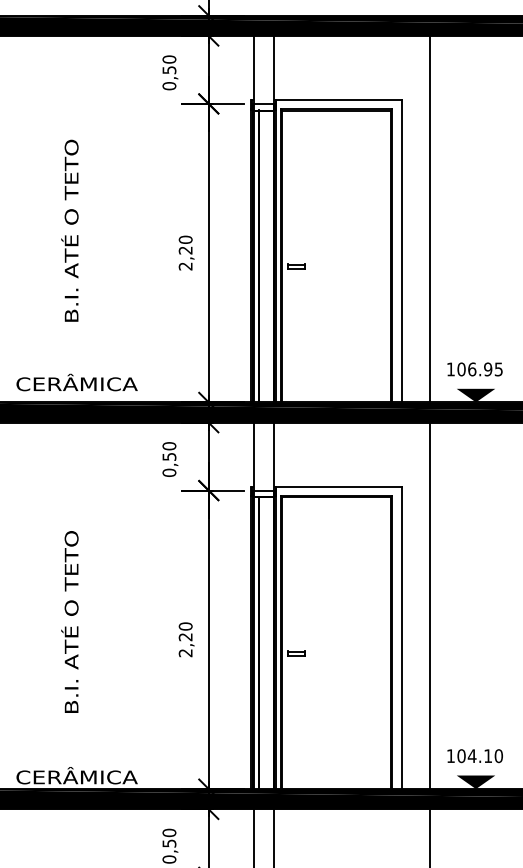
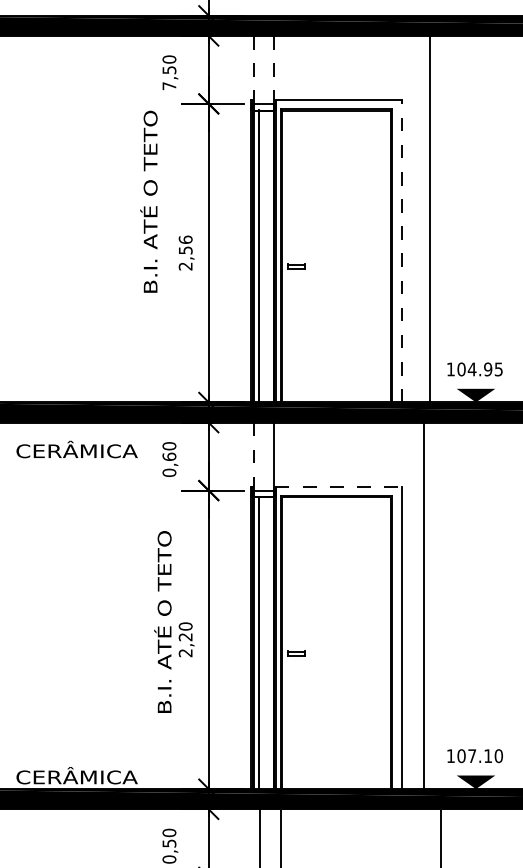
line: solid -> dashed (253, 70)
line: solid -> dashed (273, 70)
text: 0,50 -> 7,50 (169, 86)
text position: (69, 230) -> (148, 201) (148, 201)
text: 2,20 -> 2,56 (185, 244)
line: solid -> dashed (401, 250)
text: 106.95 -> 104.95 (471, 369)
text position: (76, 382) -> (76, 449) (76, 449)
text: 0,50 -> 0,60 (169, 456)
line: solid -> dashed (253, 456)
line: solid -> dashed (338, 486)
line position: (429, 605) -> (423, 605) (423, 605)
text position: (69, 621) -> (162, 621) (162, 621)
text: 104.10 -> 107.10 (471, 755)
line position: (253, 836) -> (259, 836) (259, 836)
line position: (273, 836) -> (280, 836) (280, 836)
line position: (429, 836) -> (440, 836) (440, 836)
